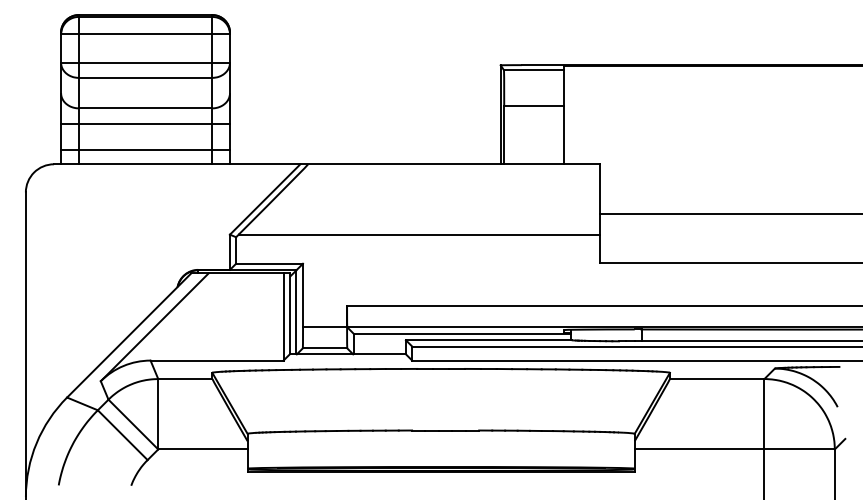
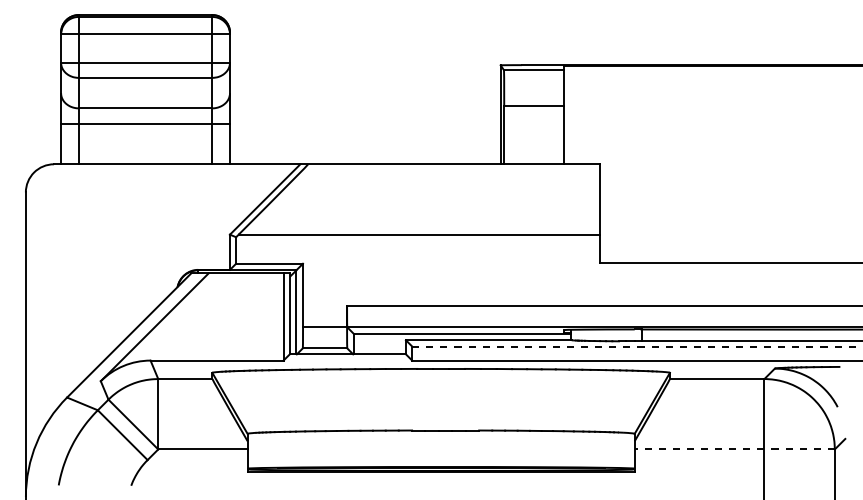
line: present -> none (145, 150)
line: present -> none (729, 213)
line: solid -> dashed (637, 346)
line: solid -> dashed (734, 449)
